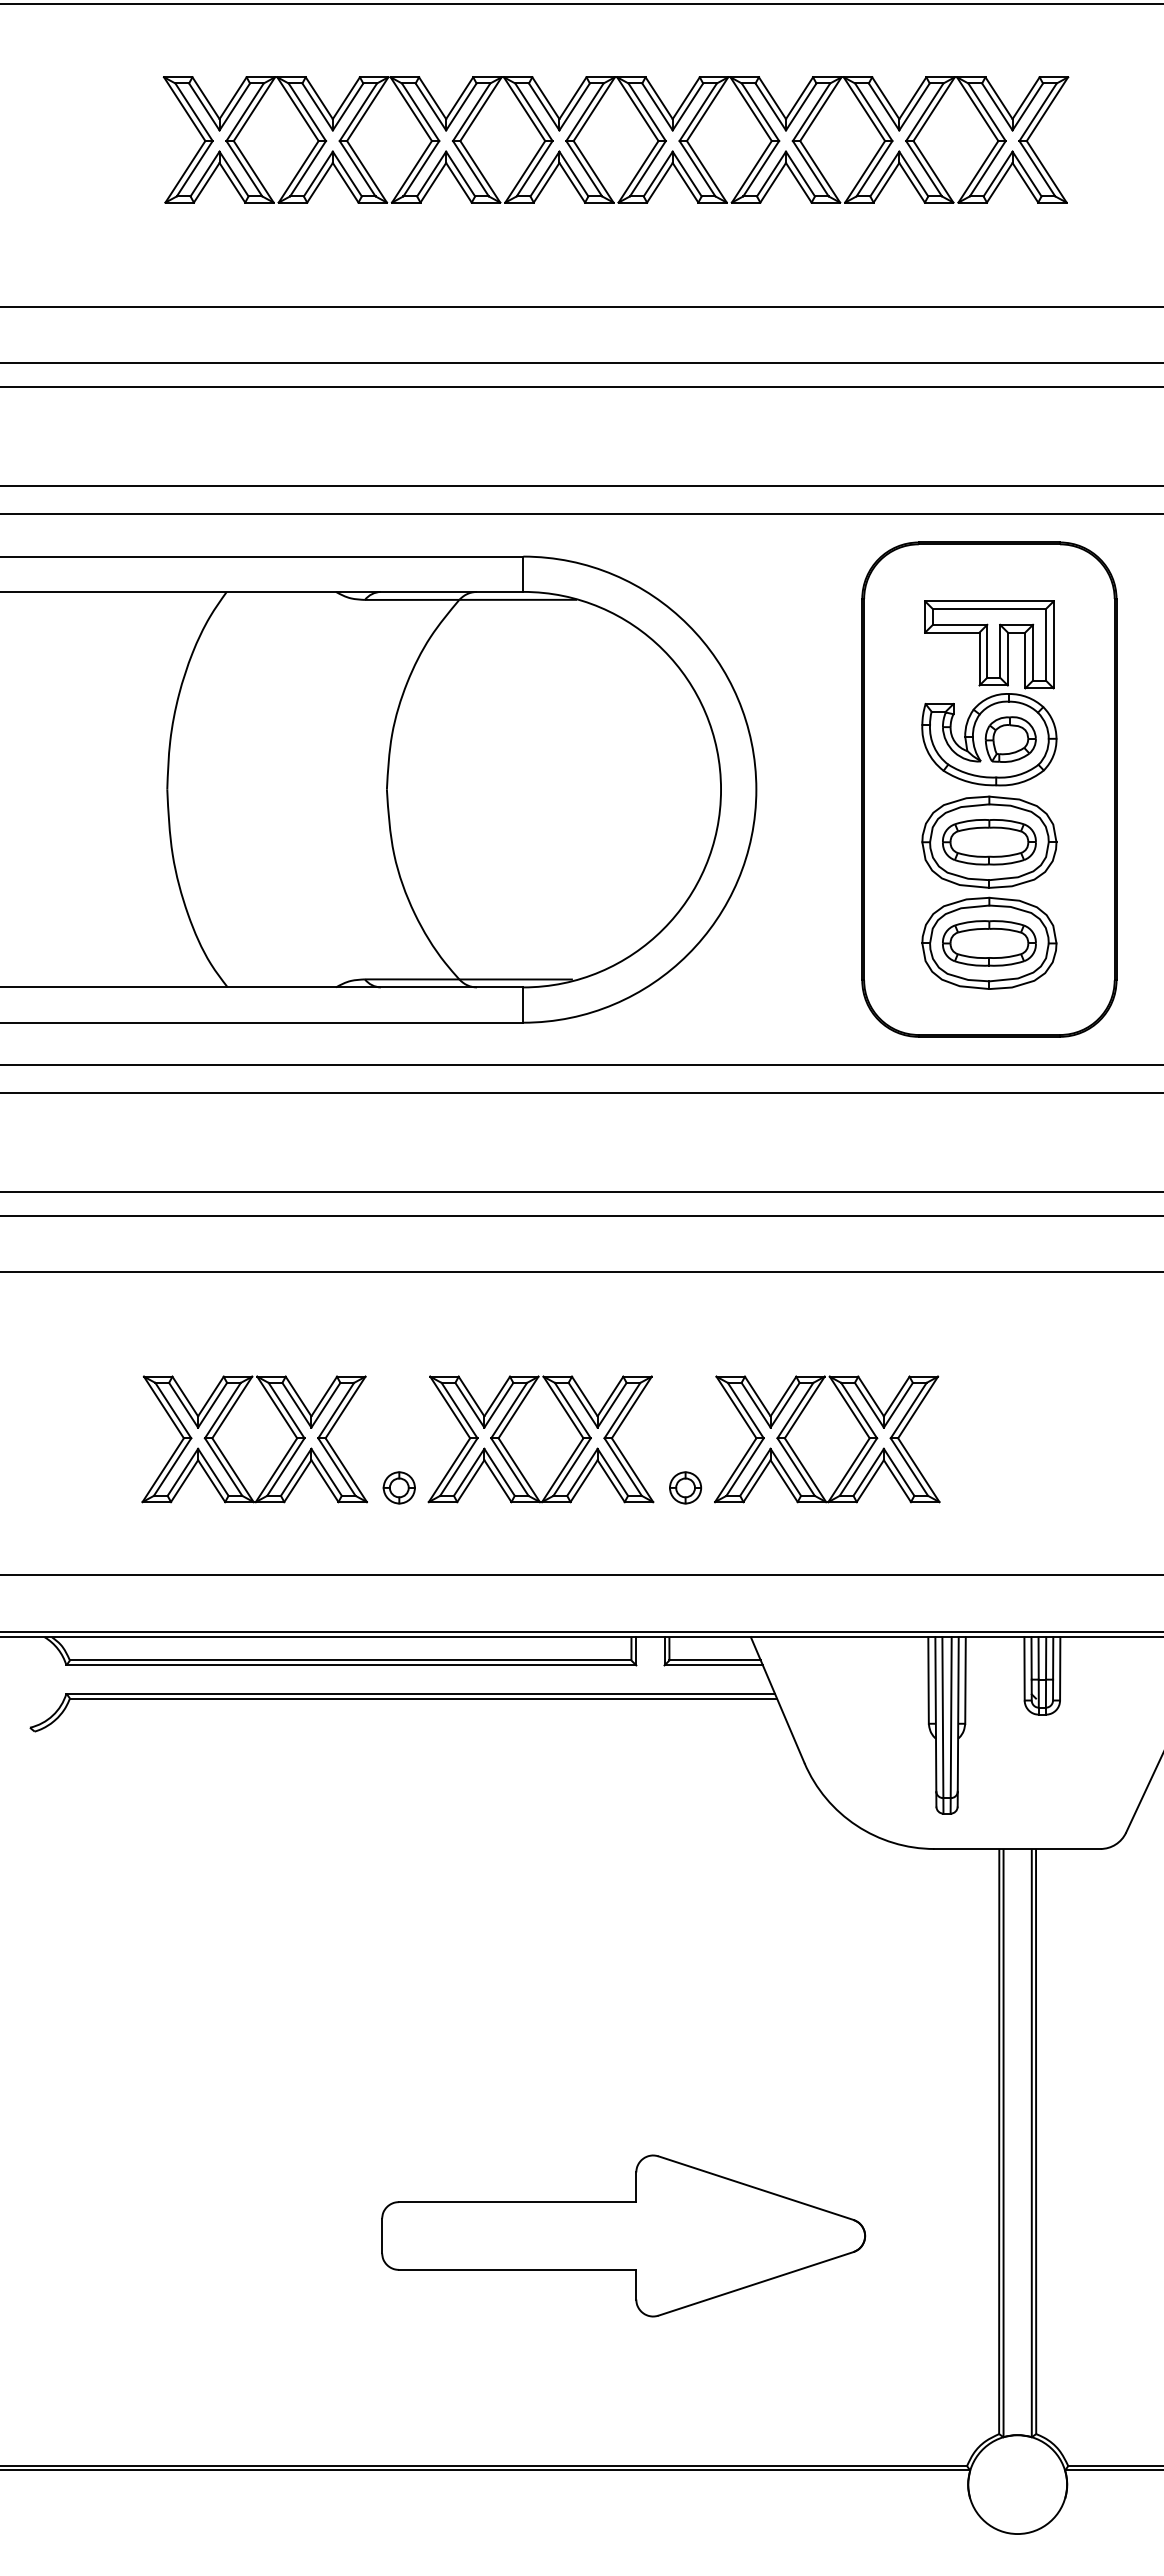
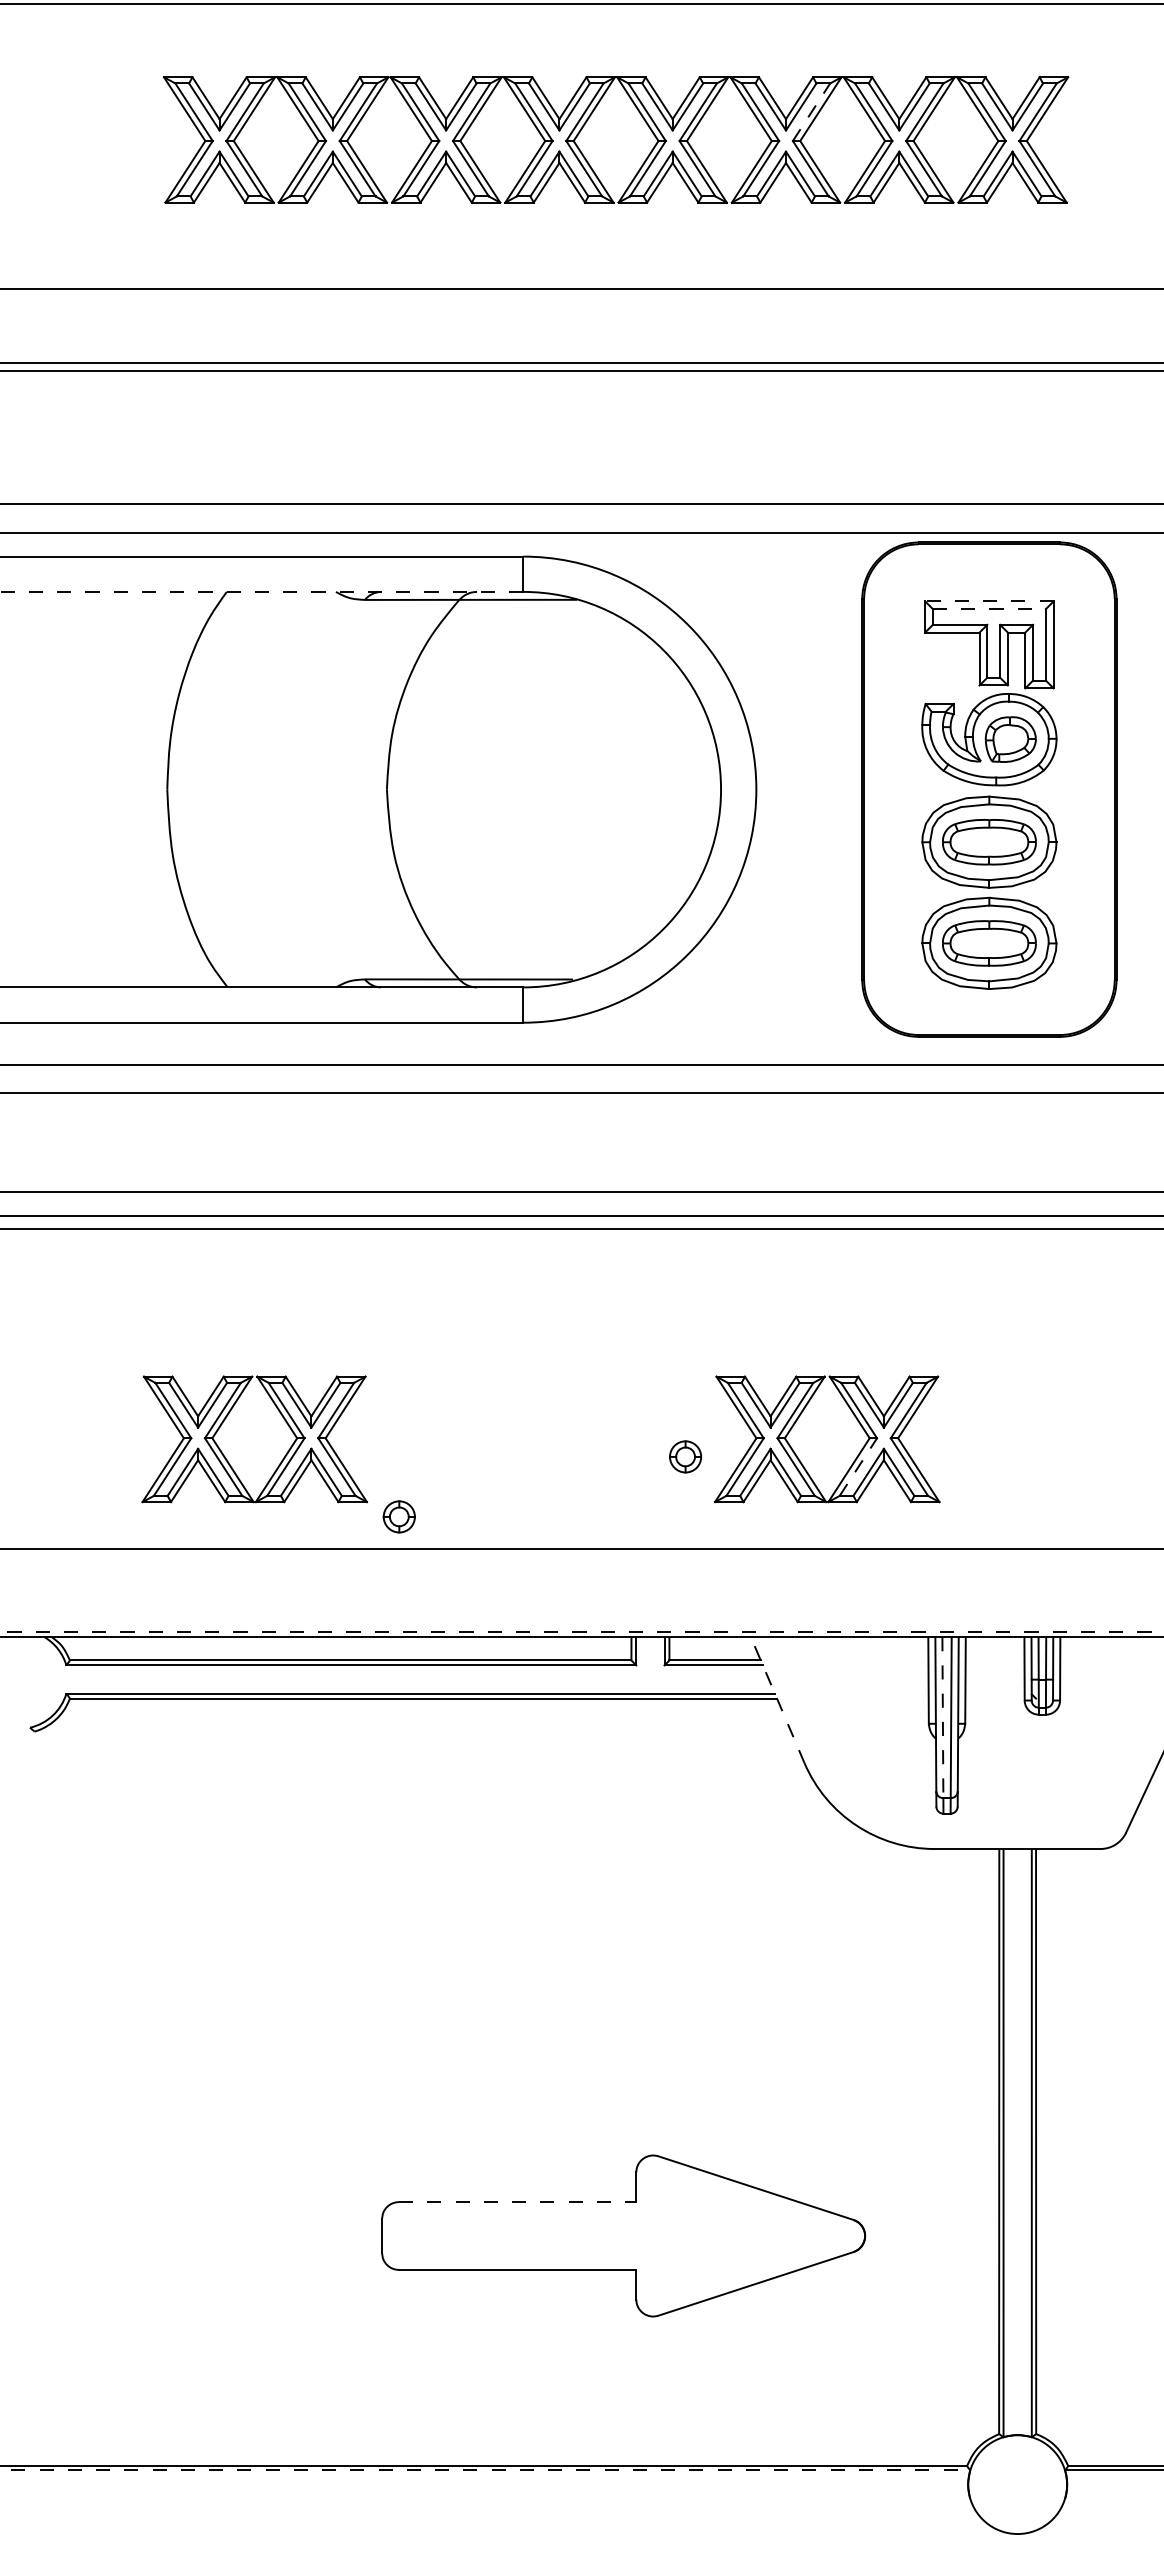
line: solid -> dashed (811, 111)
line position: (581, 306) -> (581, 288) (581, 288)
line position: (581, 387) -> (581, 371) (581, 371)
line position: (581, 485) -> (581, 503) (581, 503)
line position: (581, 514) -> (581, 533) (581, 533)
line: solid -> dashed (261, 591)
line: solid -> dashed (988, 601)
line: solid -> dashed (989, 609)
line position: (581, 1272) -> (581, 1229) (581, 1229)
part: present -> none (512, 1457)
line: solid -> dashed (858, 1466)
part position: (398, 1487) -> (398, 1516) (398, 1516)
part position: (685, 1487) -> (685, 1456) (685, 1456)
line position: (581, 1575) -> (581, 1549) (581, 1549)
line: solid -> dashed (583, 1631)
line: solid -> dashed (777, 1699)
line: solid -> dashed (942, 1718)
line: solid -> dashed (517, 2202)
line: solid -> dashed (485, 2470)
